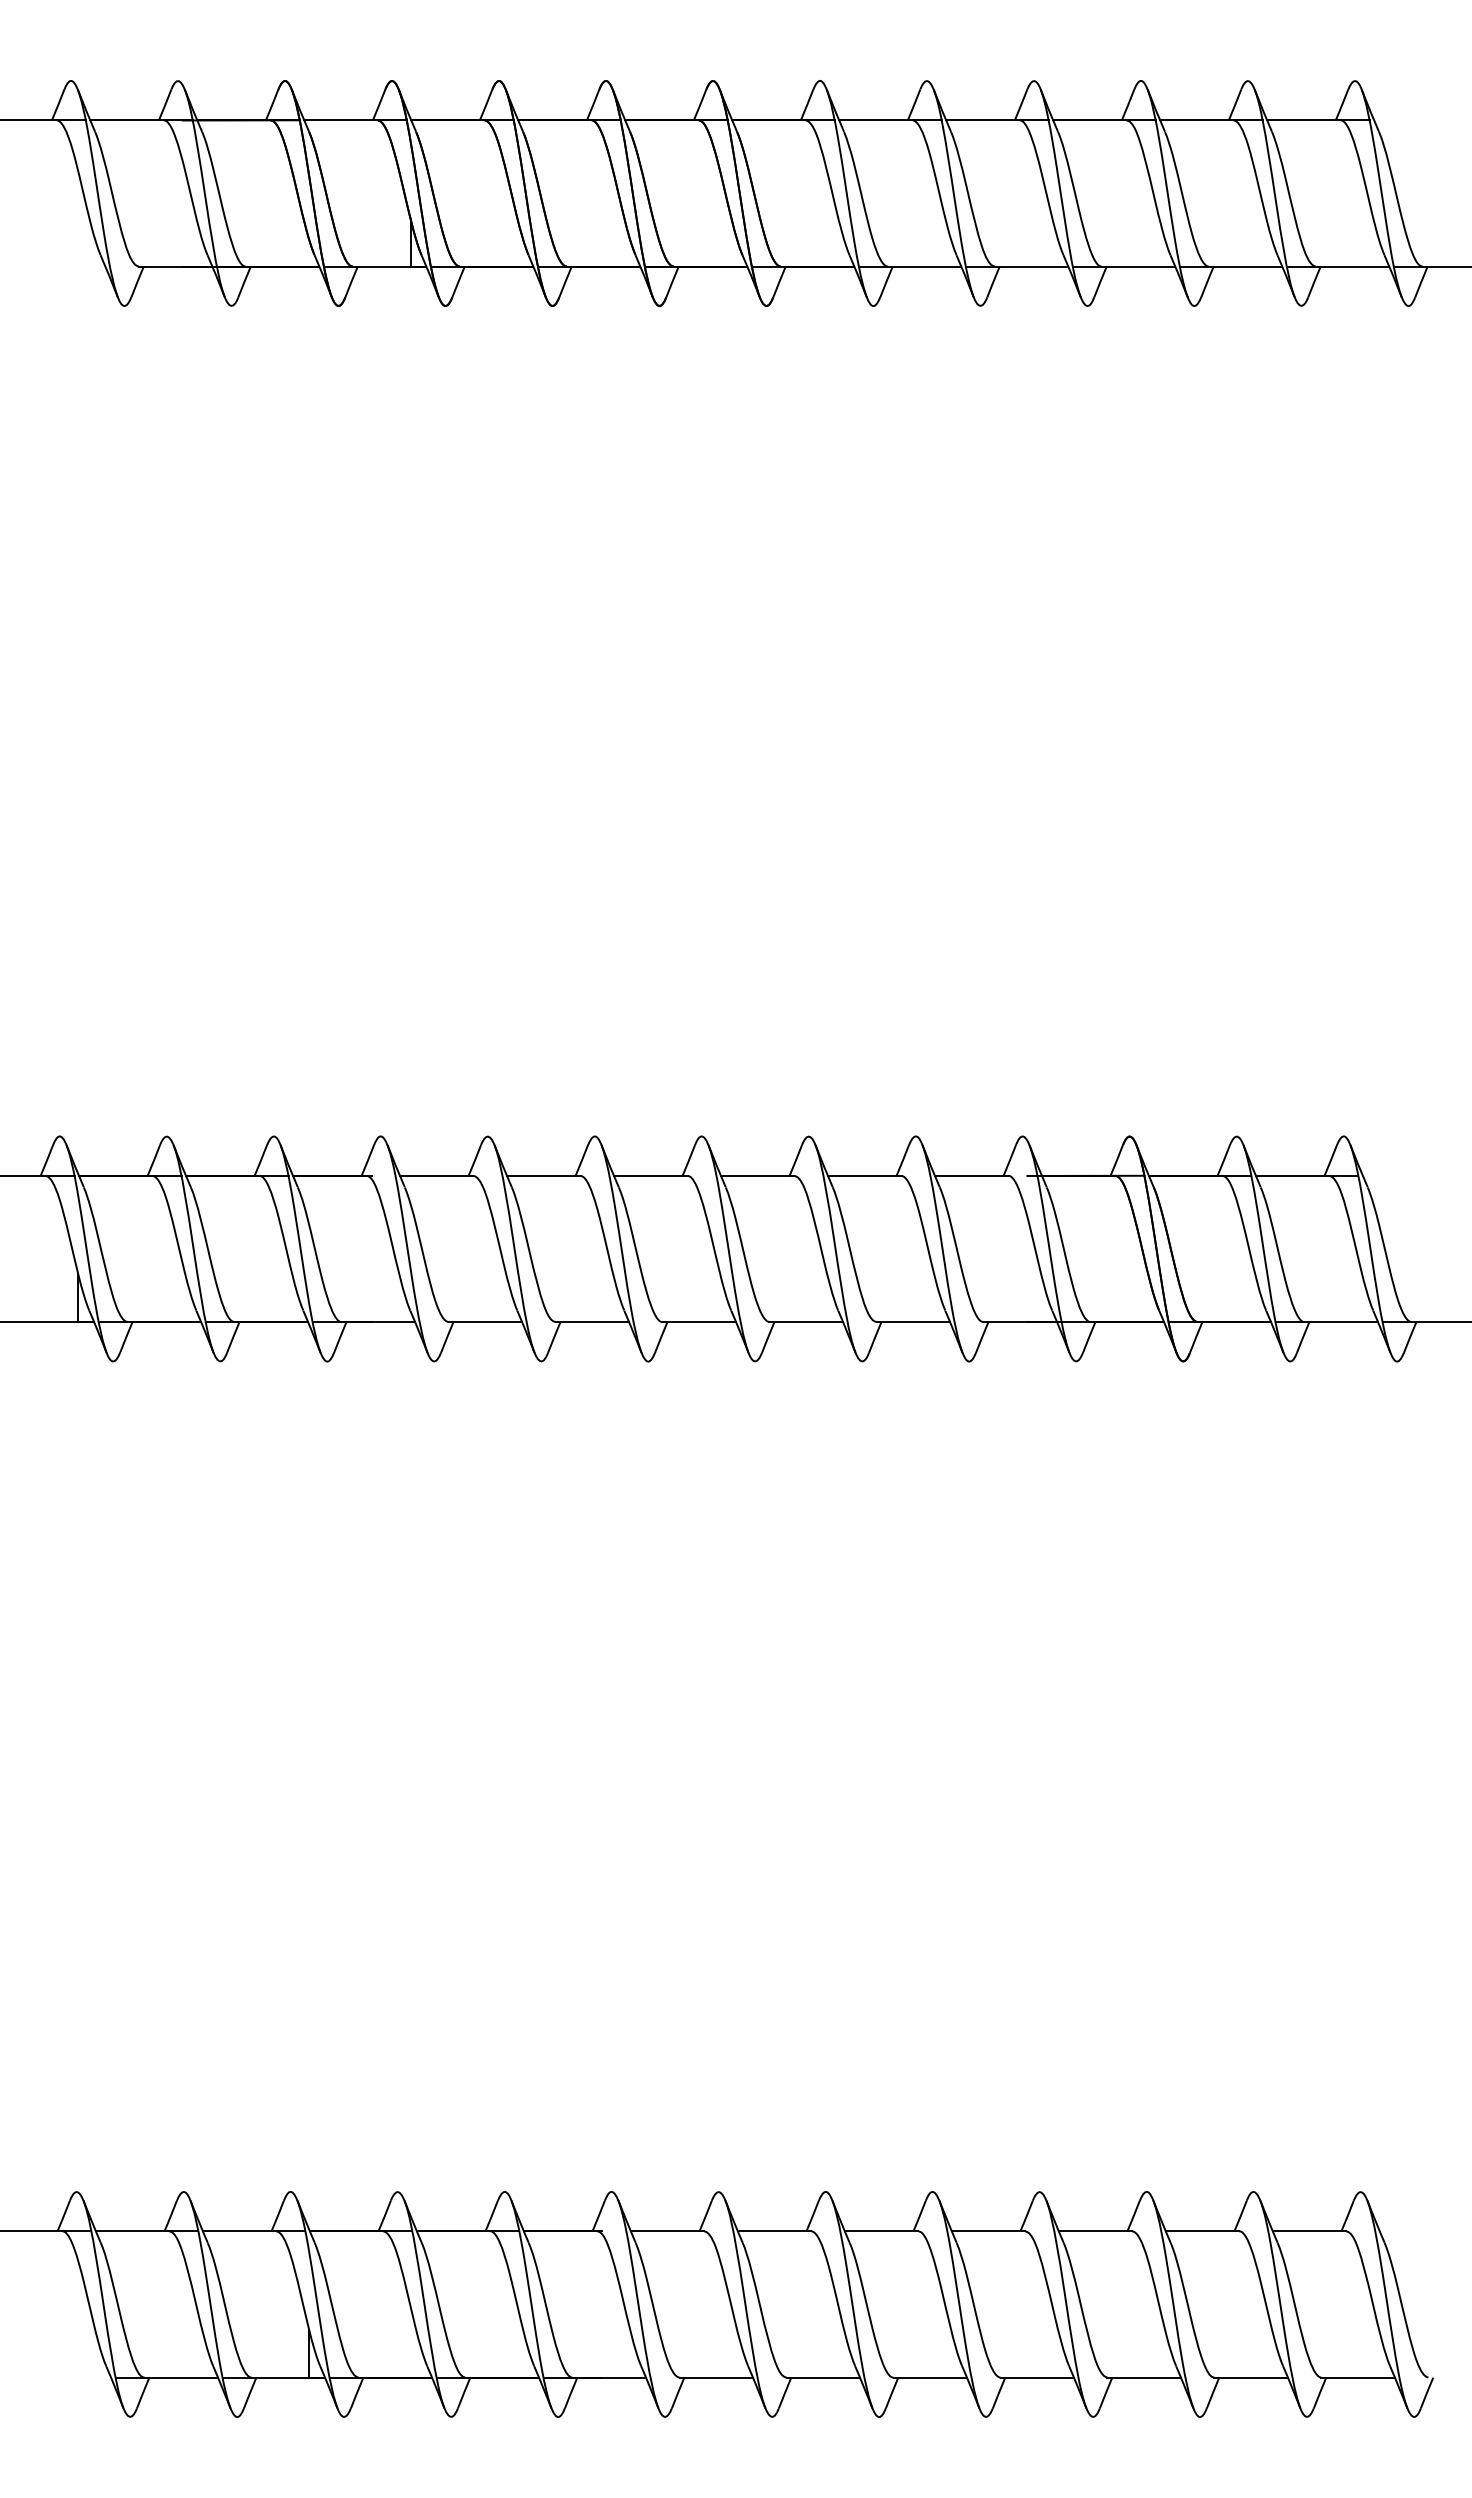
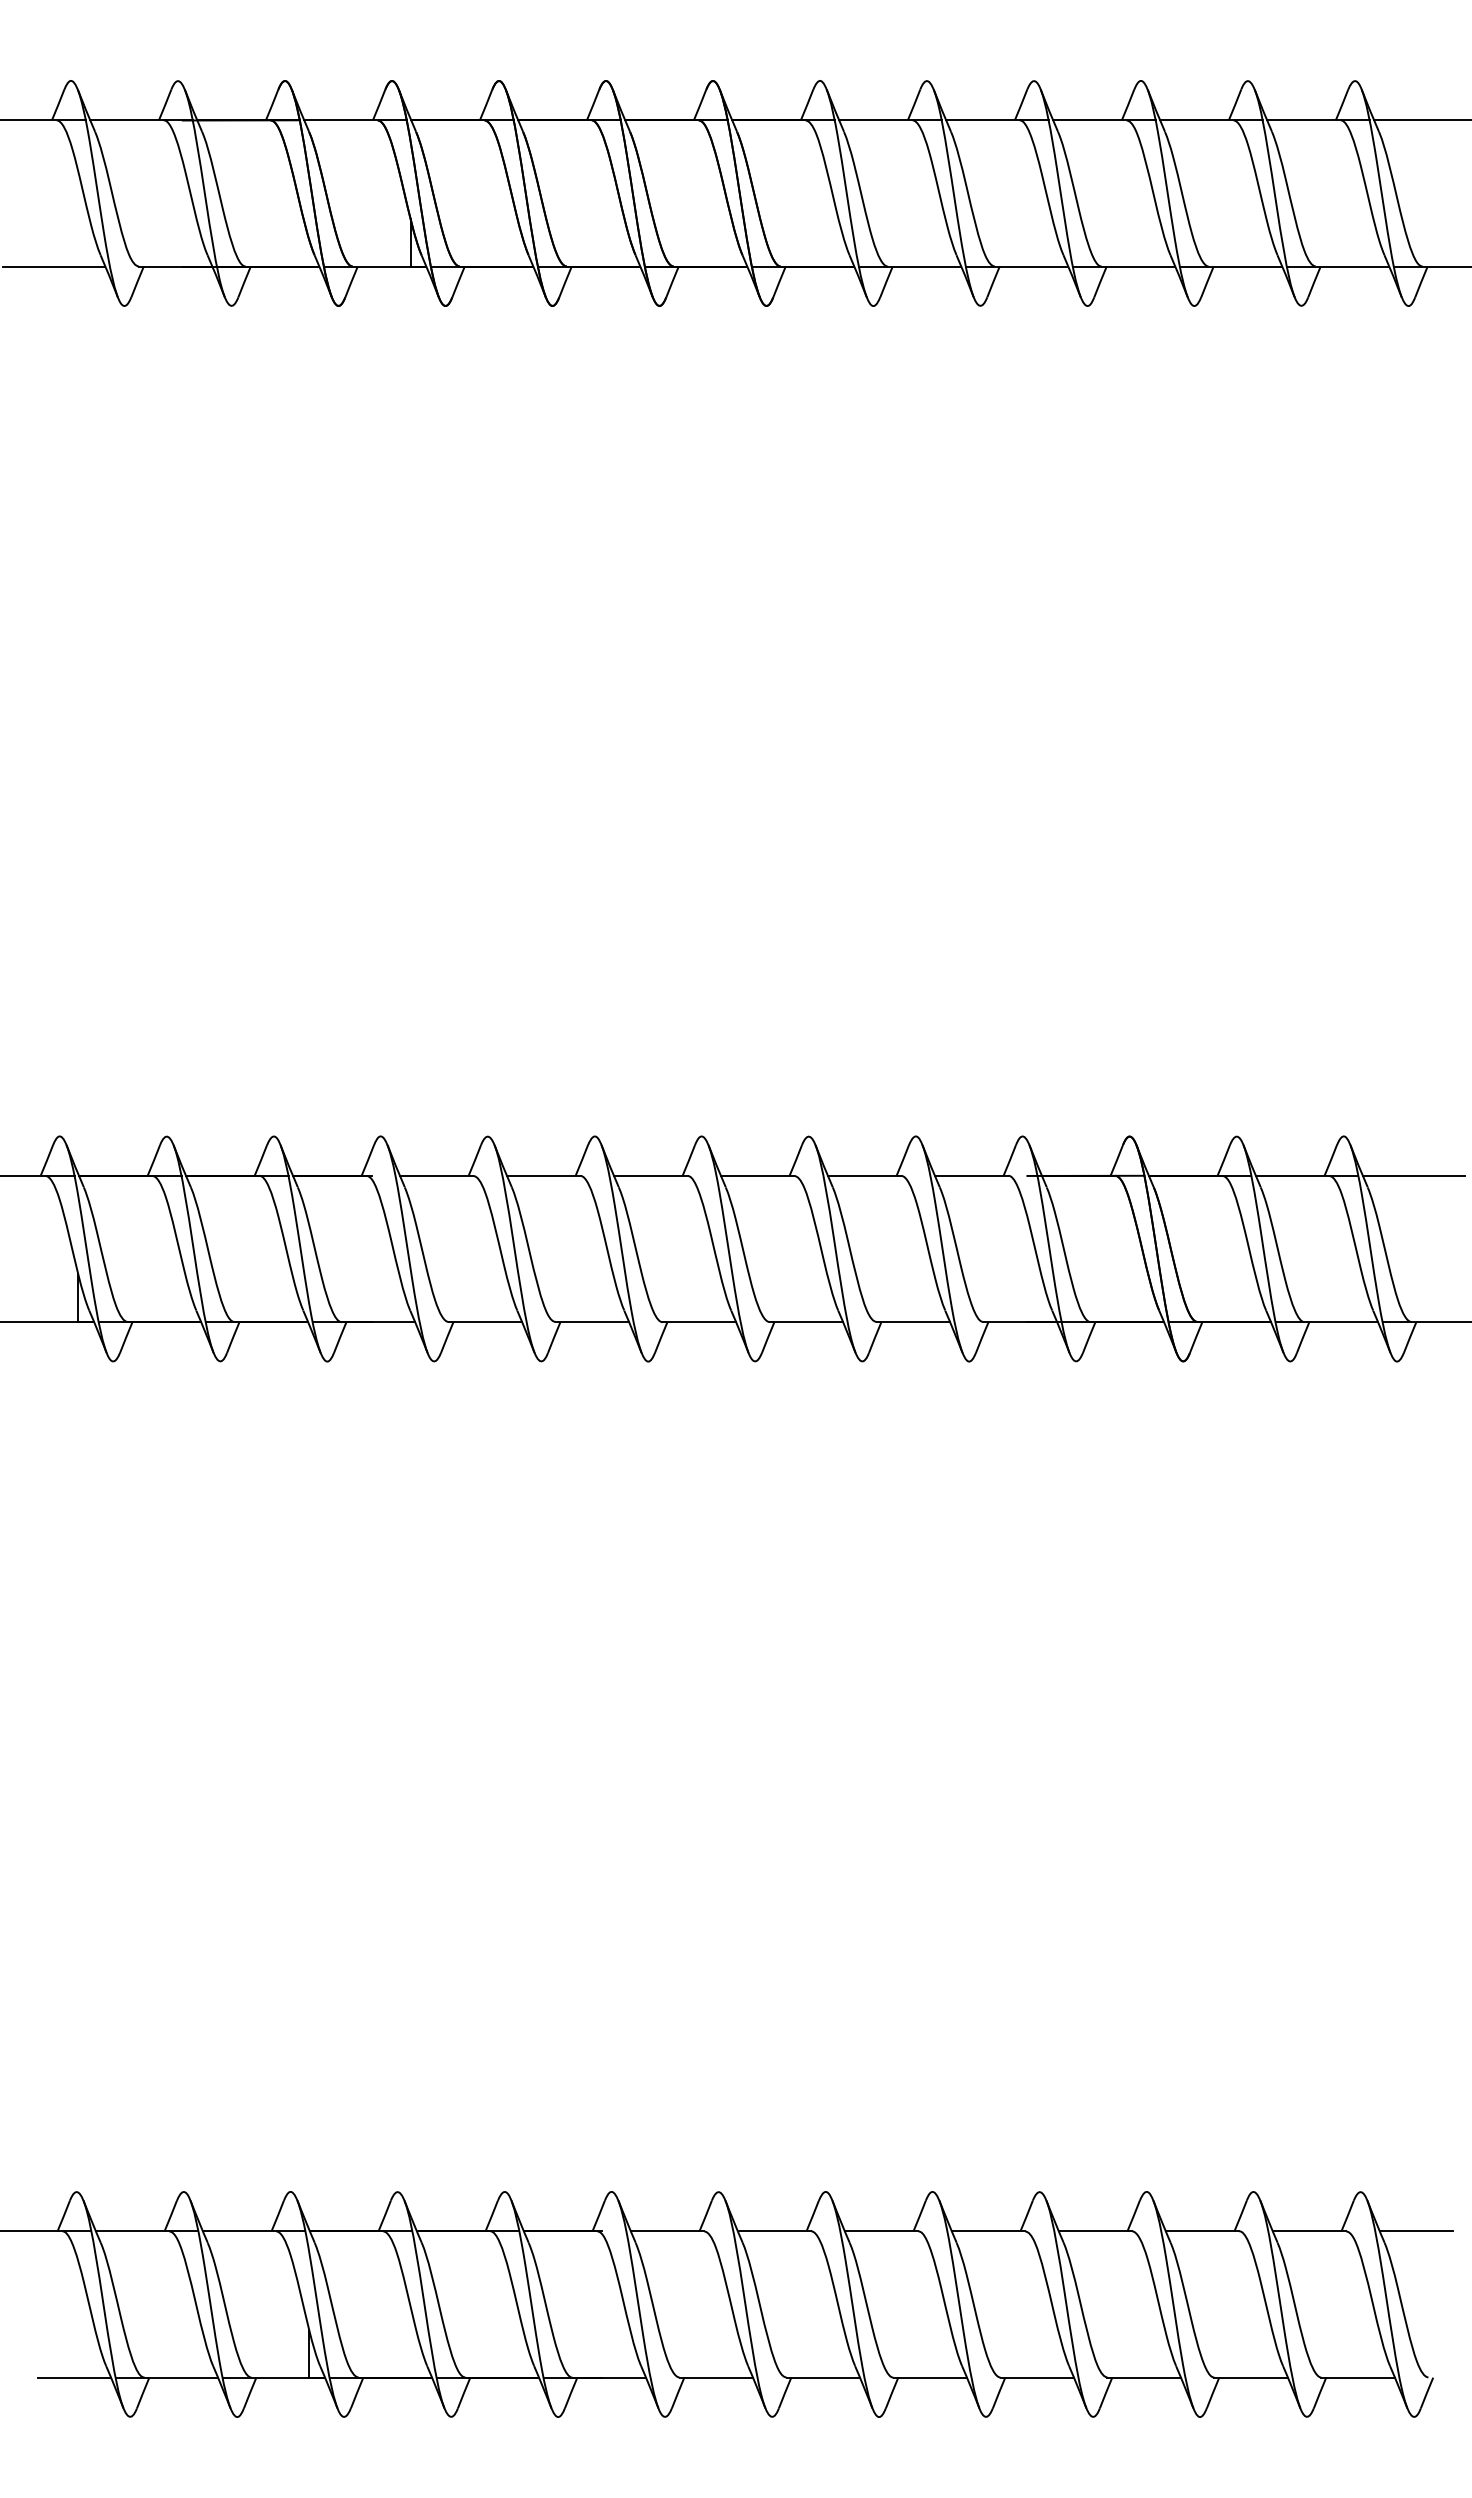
line: none -> present (1421, 120)
line: none -> present (53, 266)
line: none -> present (1413, 1175)
line: none -> present (1416, 2231)
line: none -> present (74, 2377)
